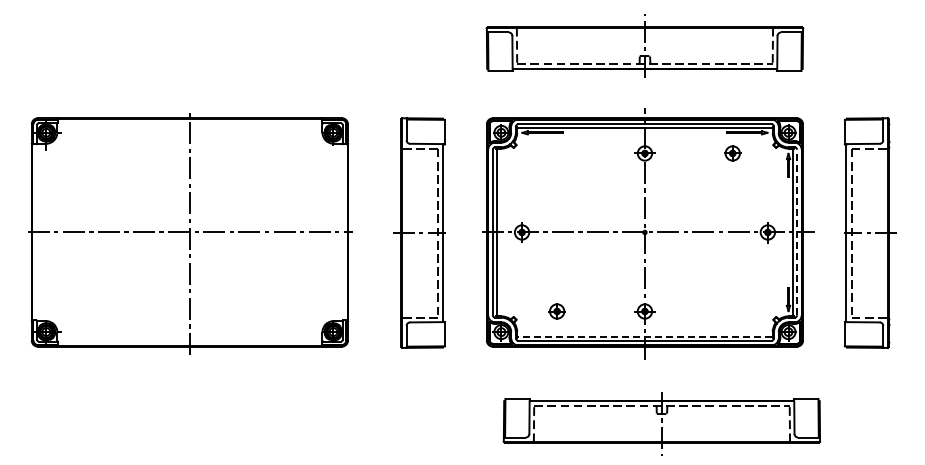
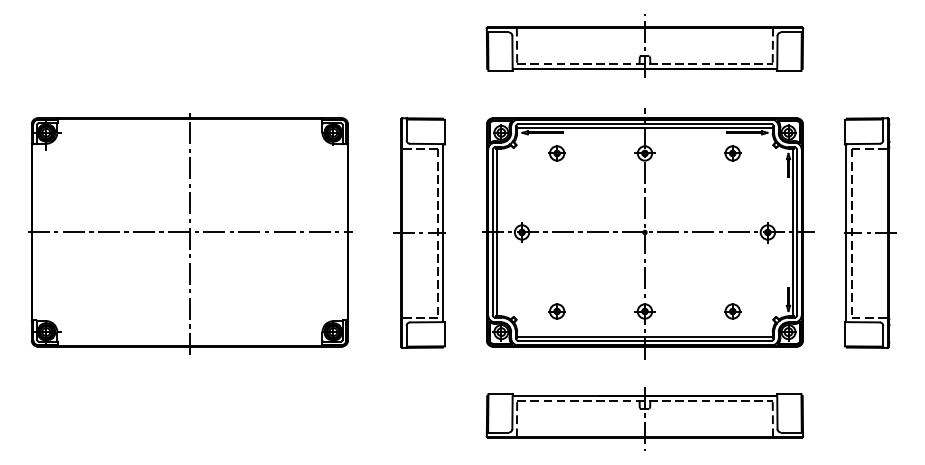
part: none -> present (556, 153)
line: dashed -> solid (797, 232)
part: none -> present (732, 311)
line: dashed -> solid (644, 336)
part position: (661, 423) -> (644, 418) (644, 418)
